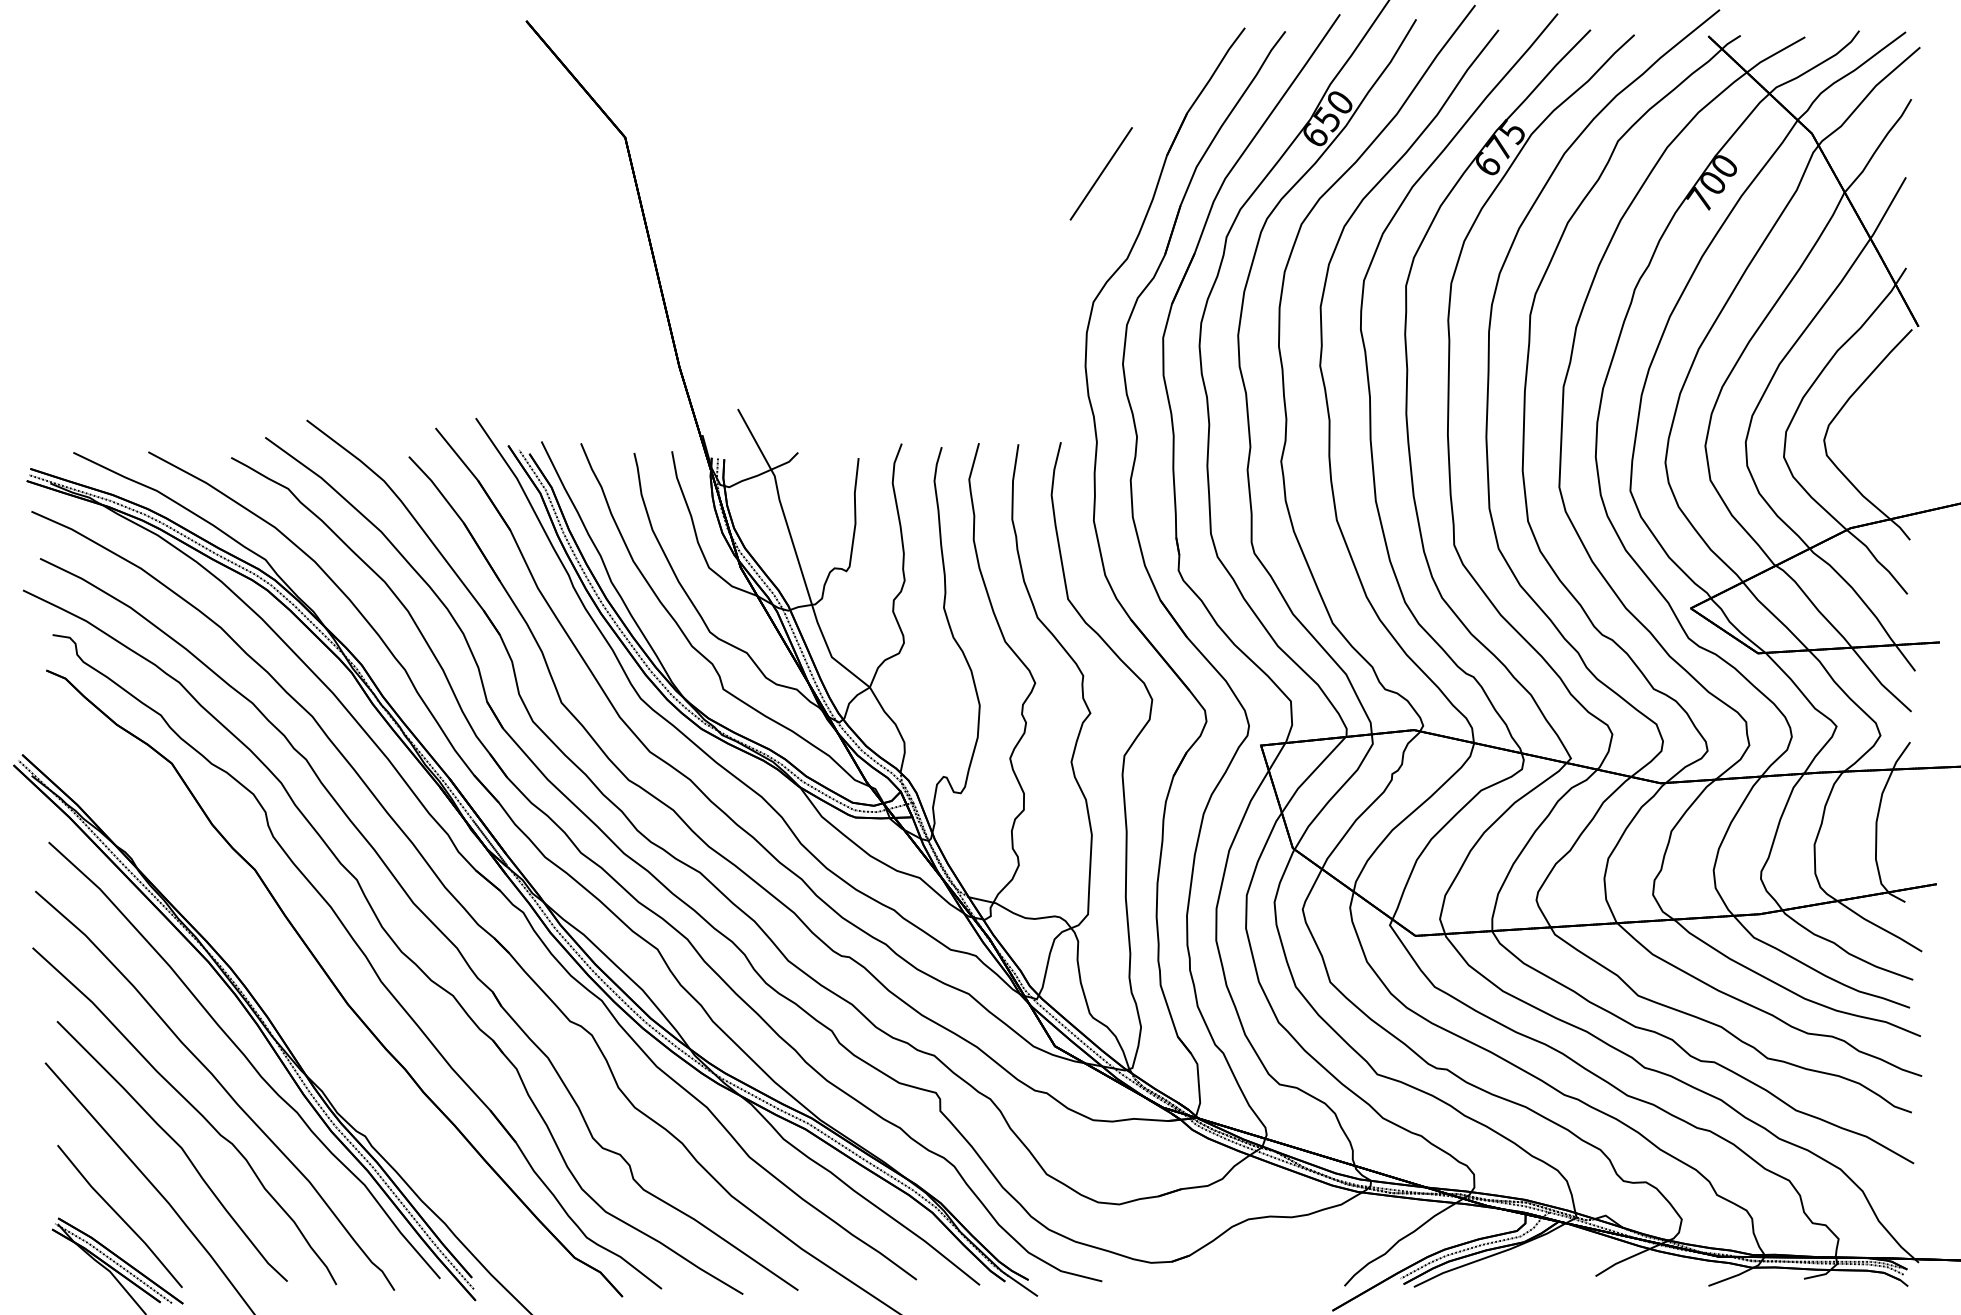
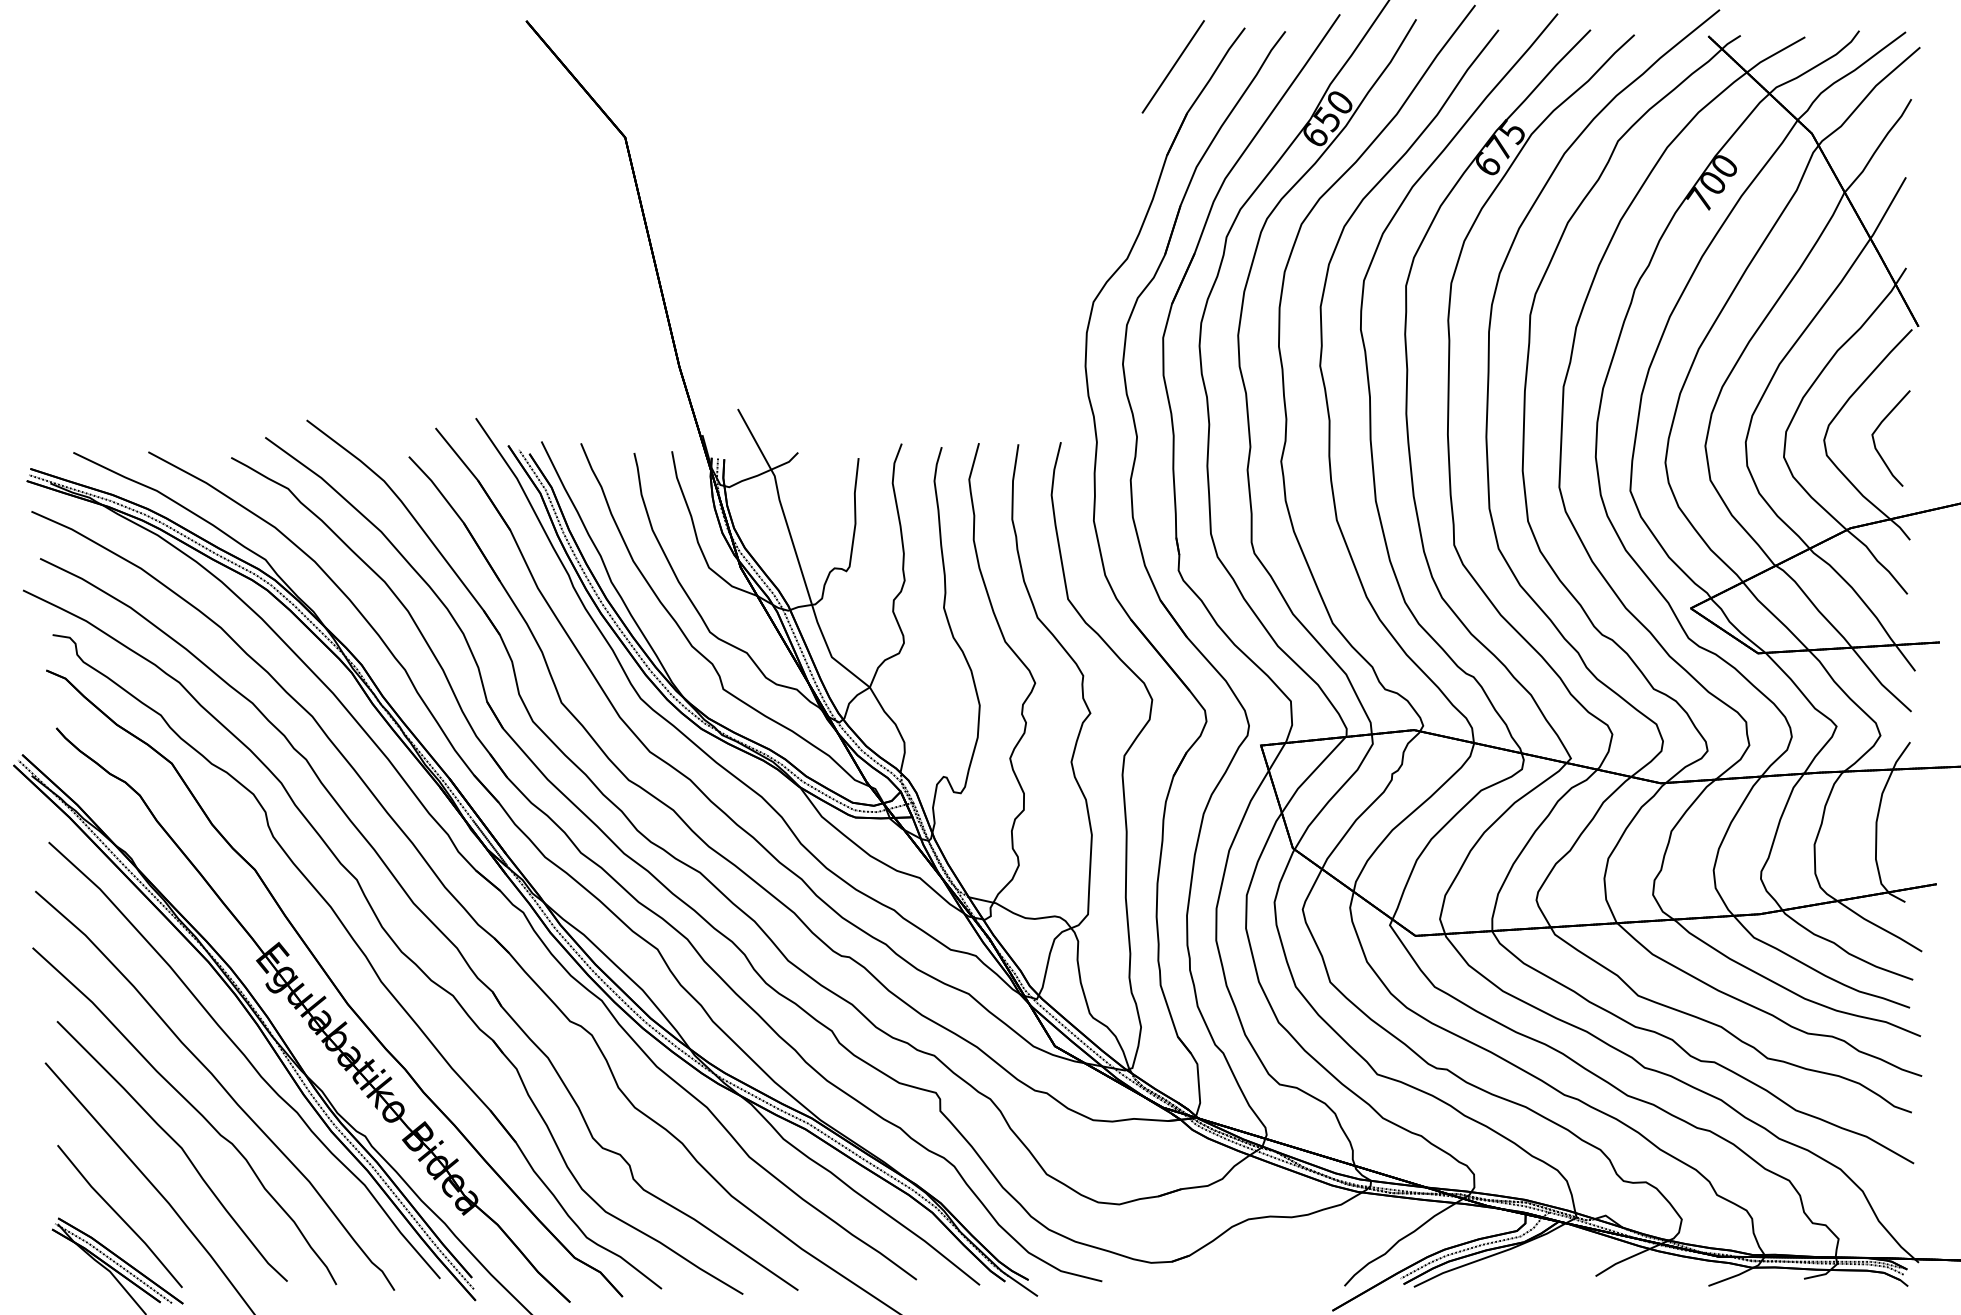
line position: (1100, 173) -> (1172, 66) (1172, 66)
part: none -> present (1878, 428)
part: none -> present (312, 1014)
